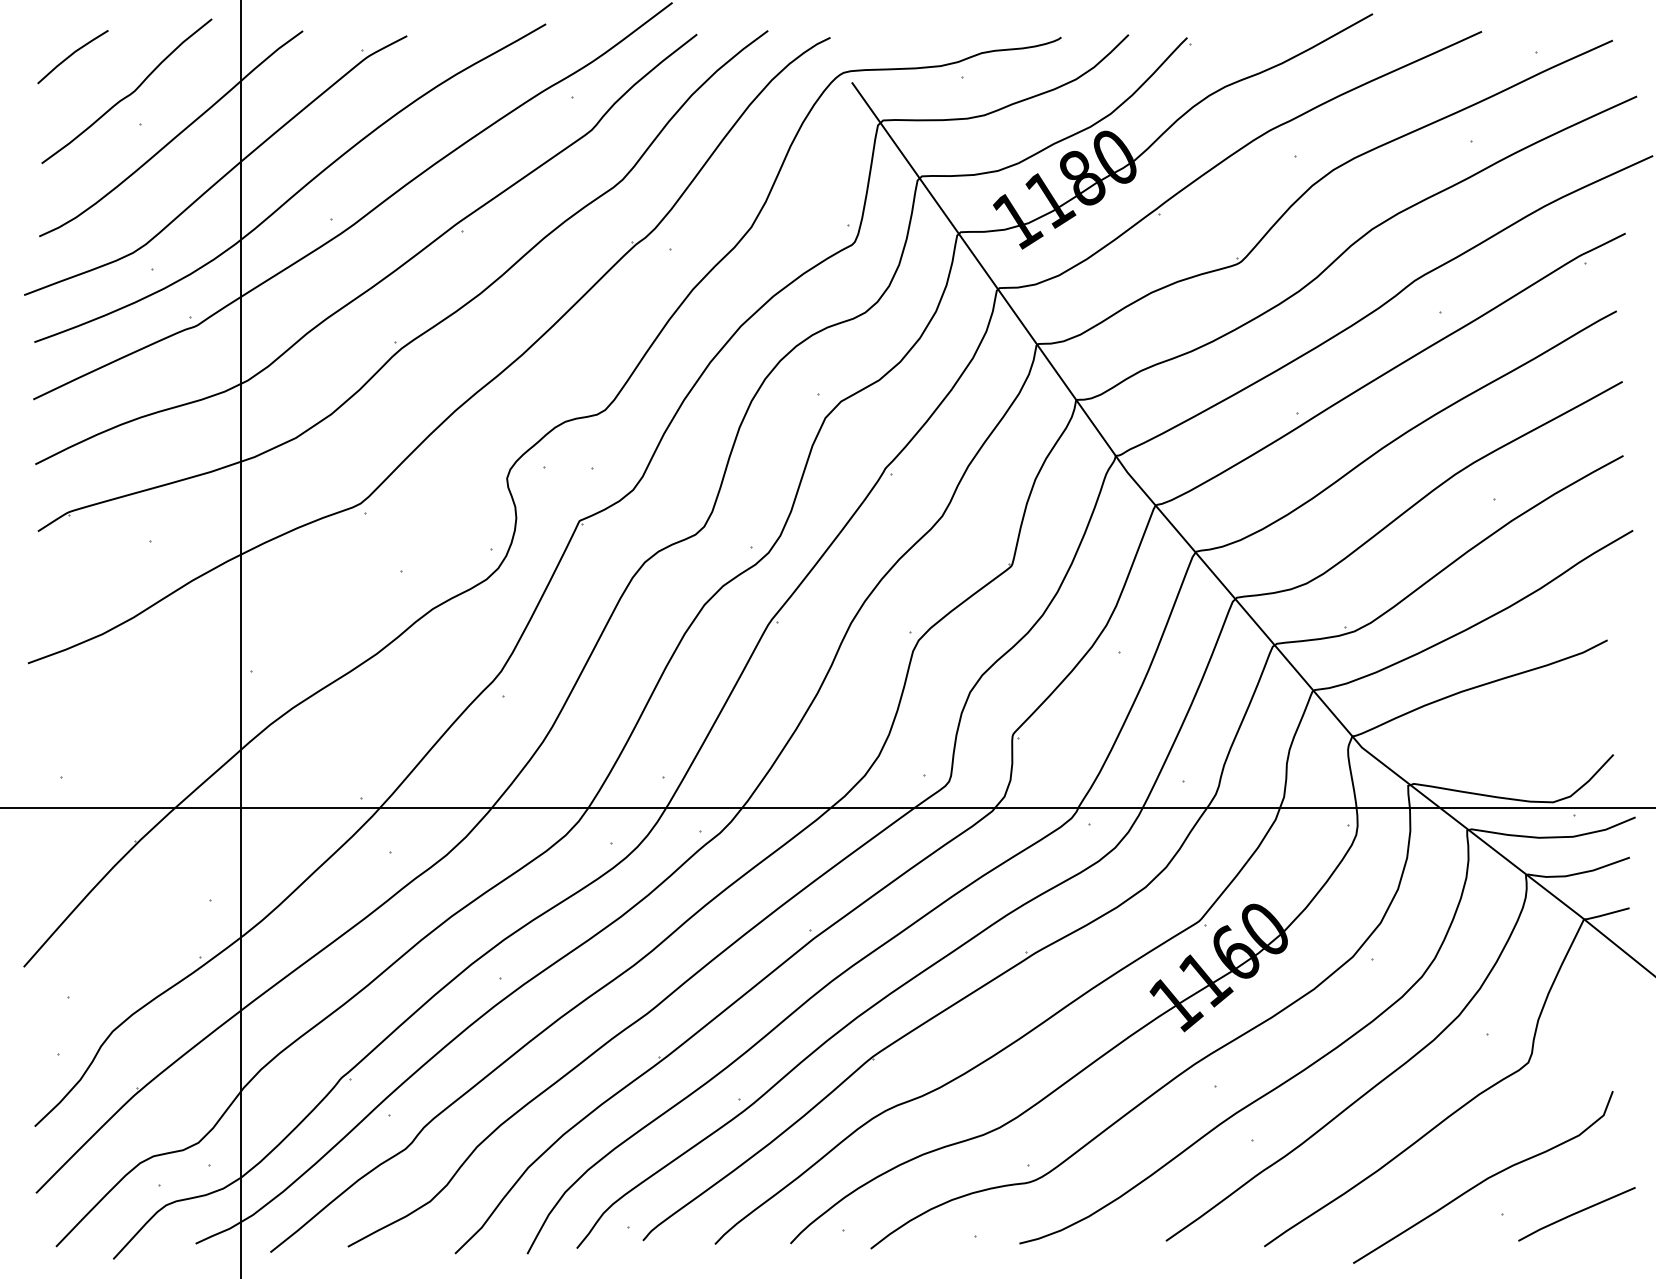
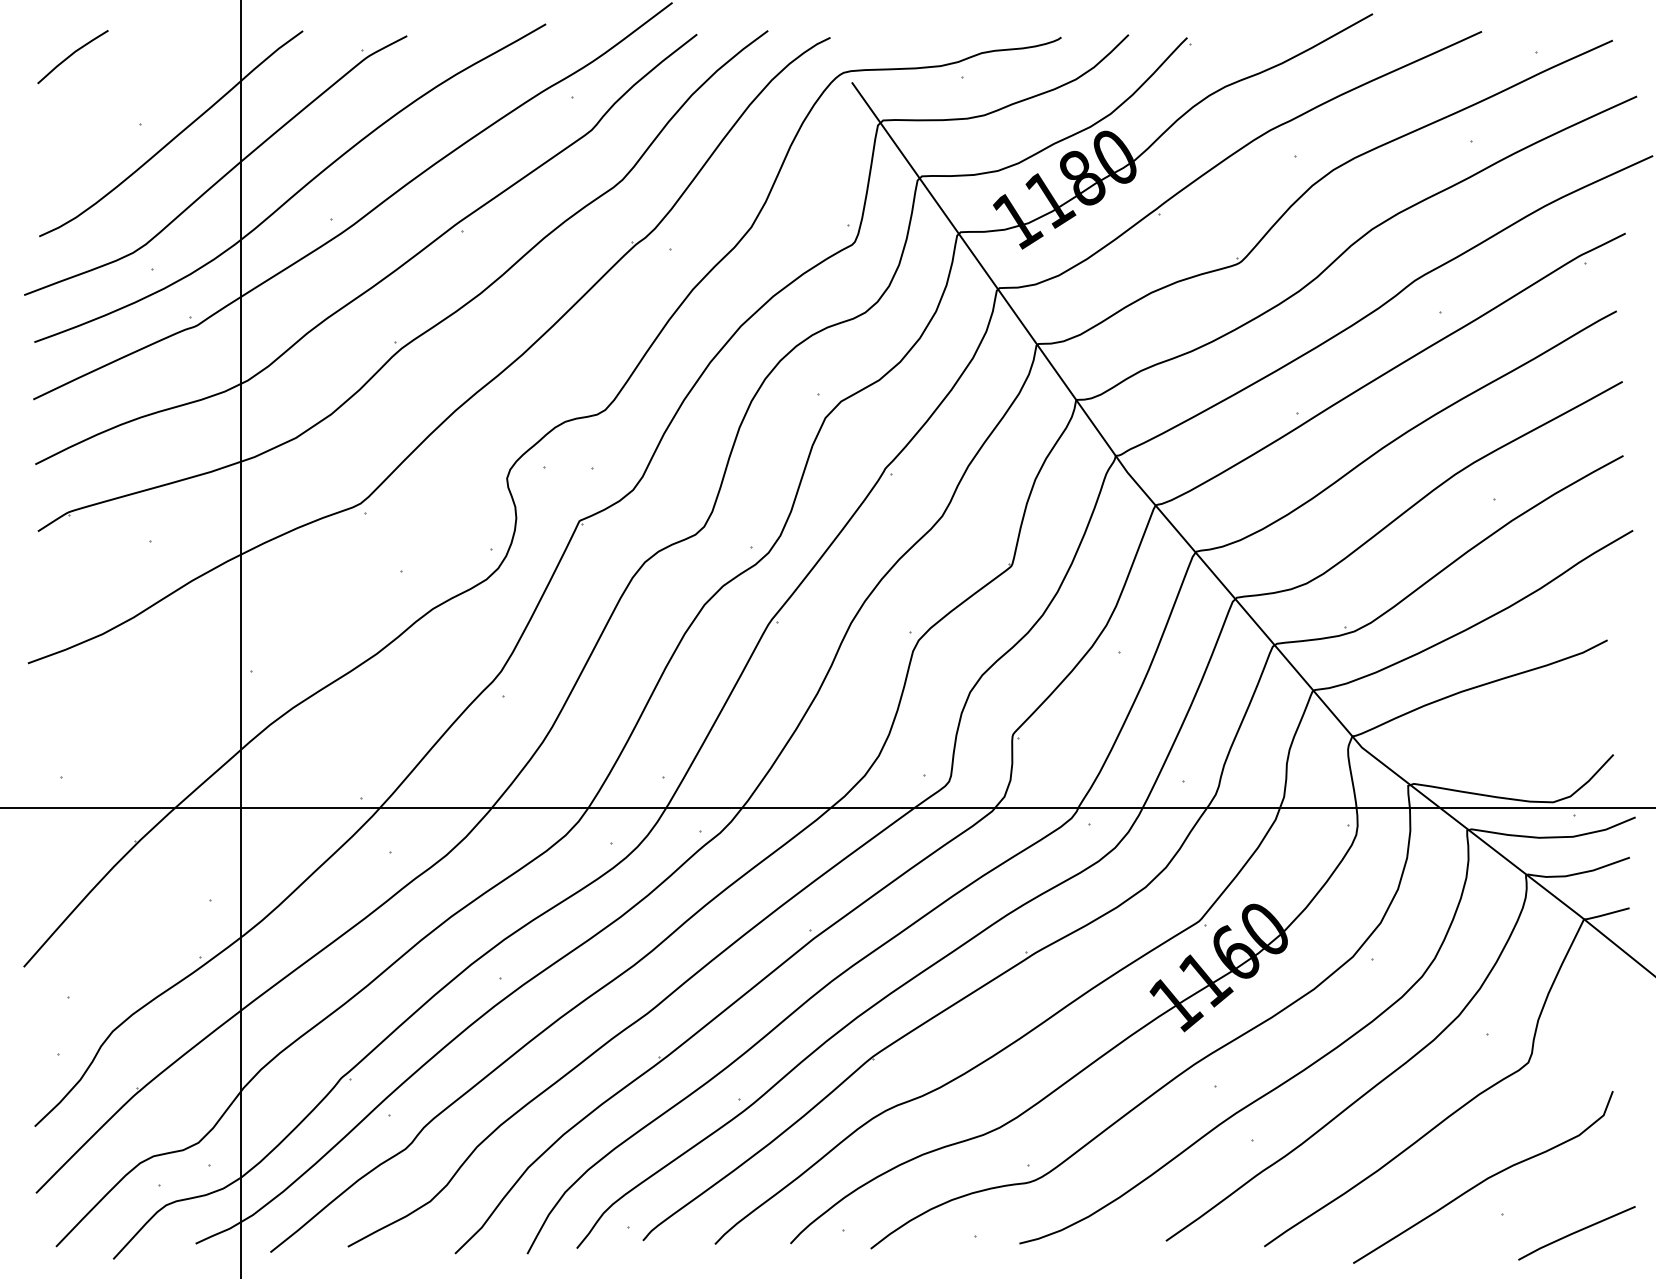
curve: present -> none (128, 94)
line position: (1576, 1213) -> (1576, 1232) (1576, 1232)
